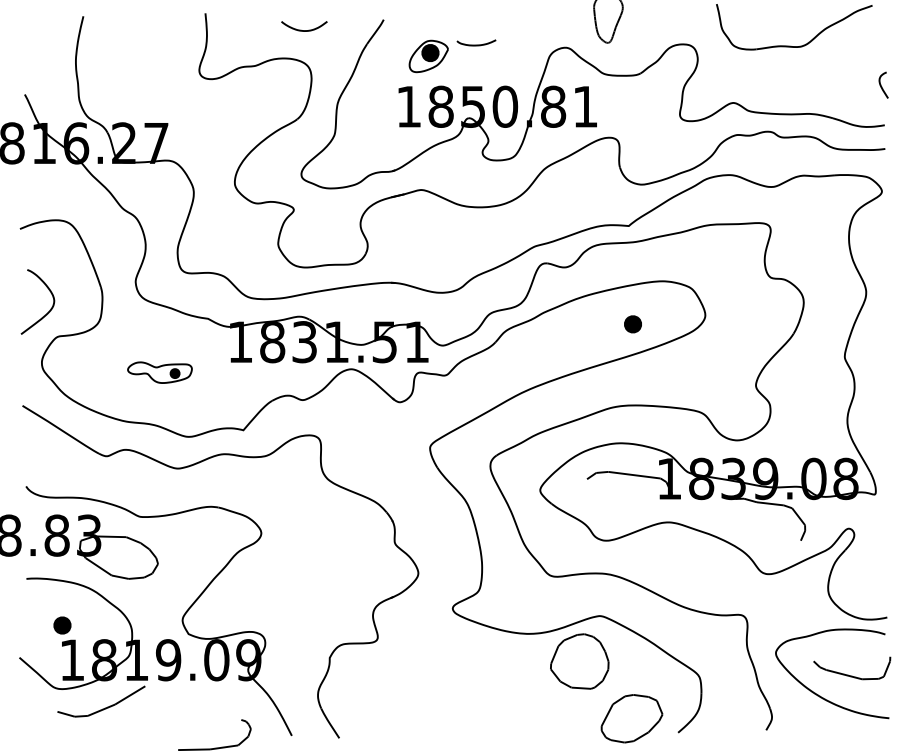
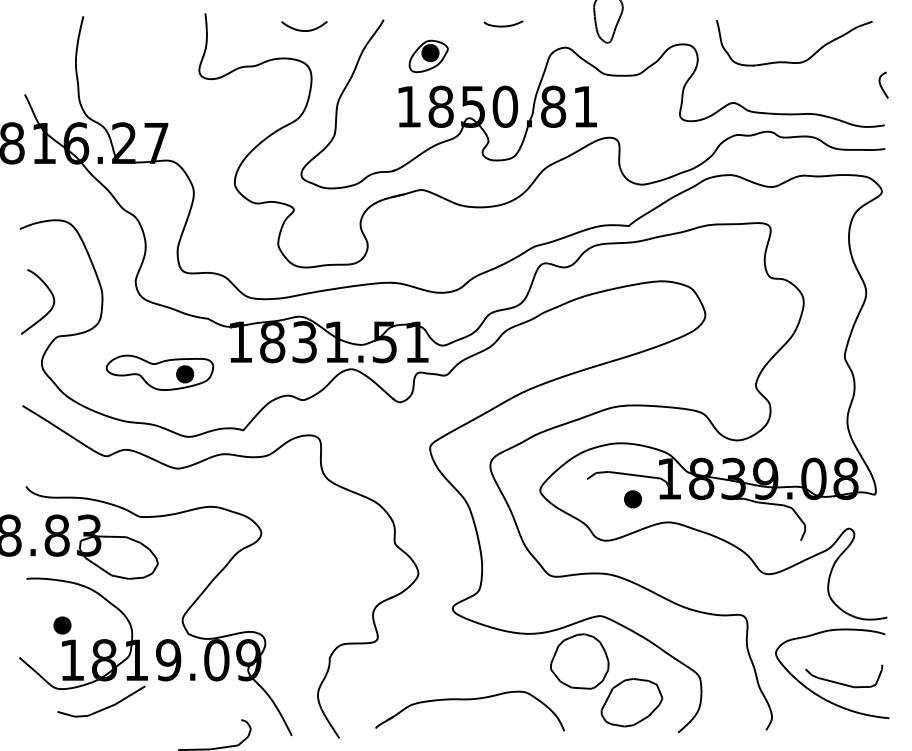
curve position: (476, 44) -> (503, 25) (503, 25)
part position: (790, 45) -> (790, 61) (790, 61)
part position: (632, 324) -> (632, 499) (632, 499)
part size: 66x23 px -> 110x37 px (159, 372)
part position: (852, 675) -> (844, 683) (844, 683)
part: none -> present (469, 700)
part position: (631, 718) -> (631, 702) (631, 702)
